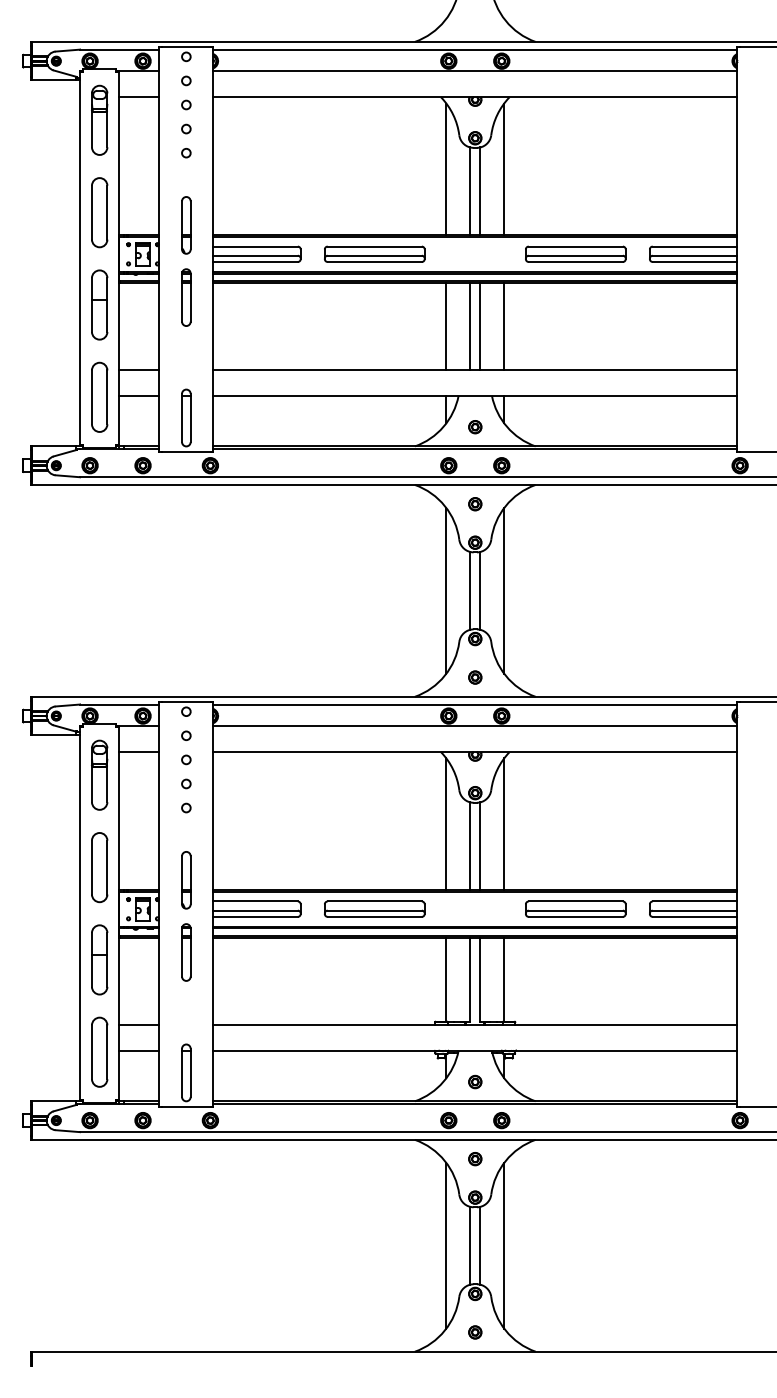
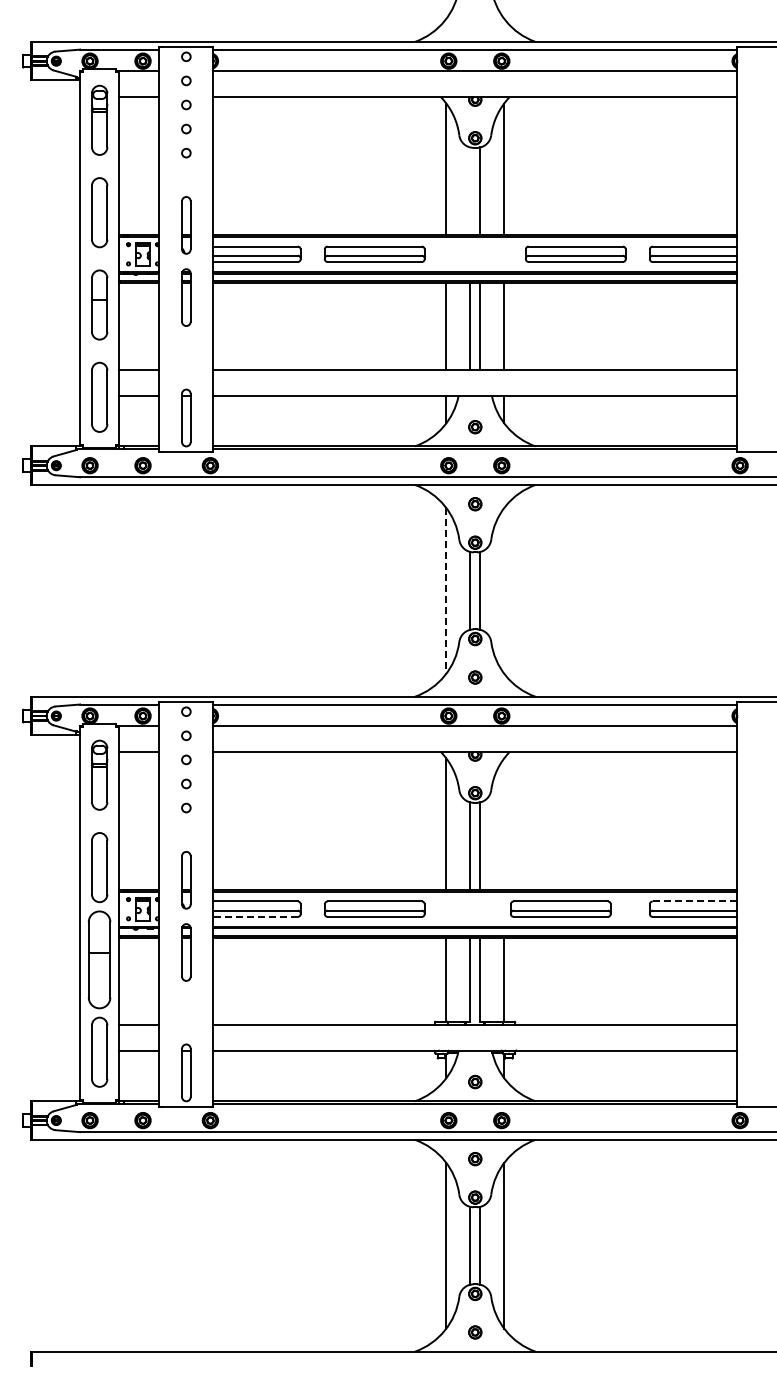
line: present -> none (470, 191)
line: solid -> dashed (446, 590)
line: present -> none (504, 590)
line: present -> none (504, 823)
line: solid -> dashed (695, 901)
part position: (575, 908) -> (560, 908) (560, 908)
line: solid -> dashed (255, 916)
part size: 18x72 px -> 25x100 px (99, 959)
